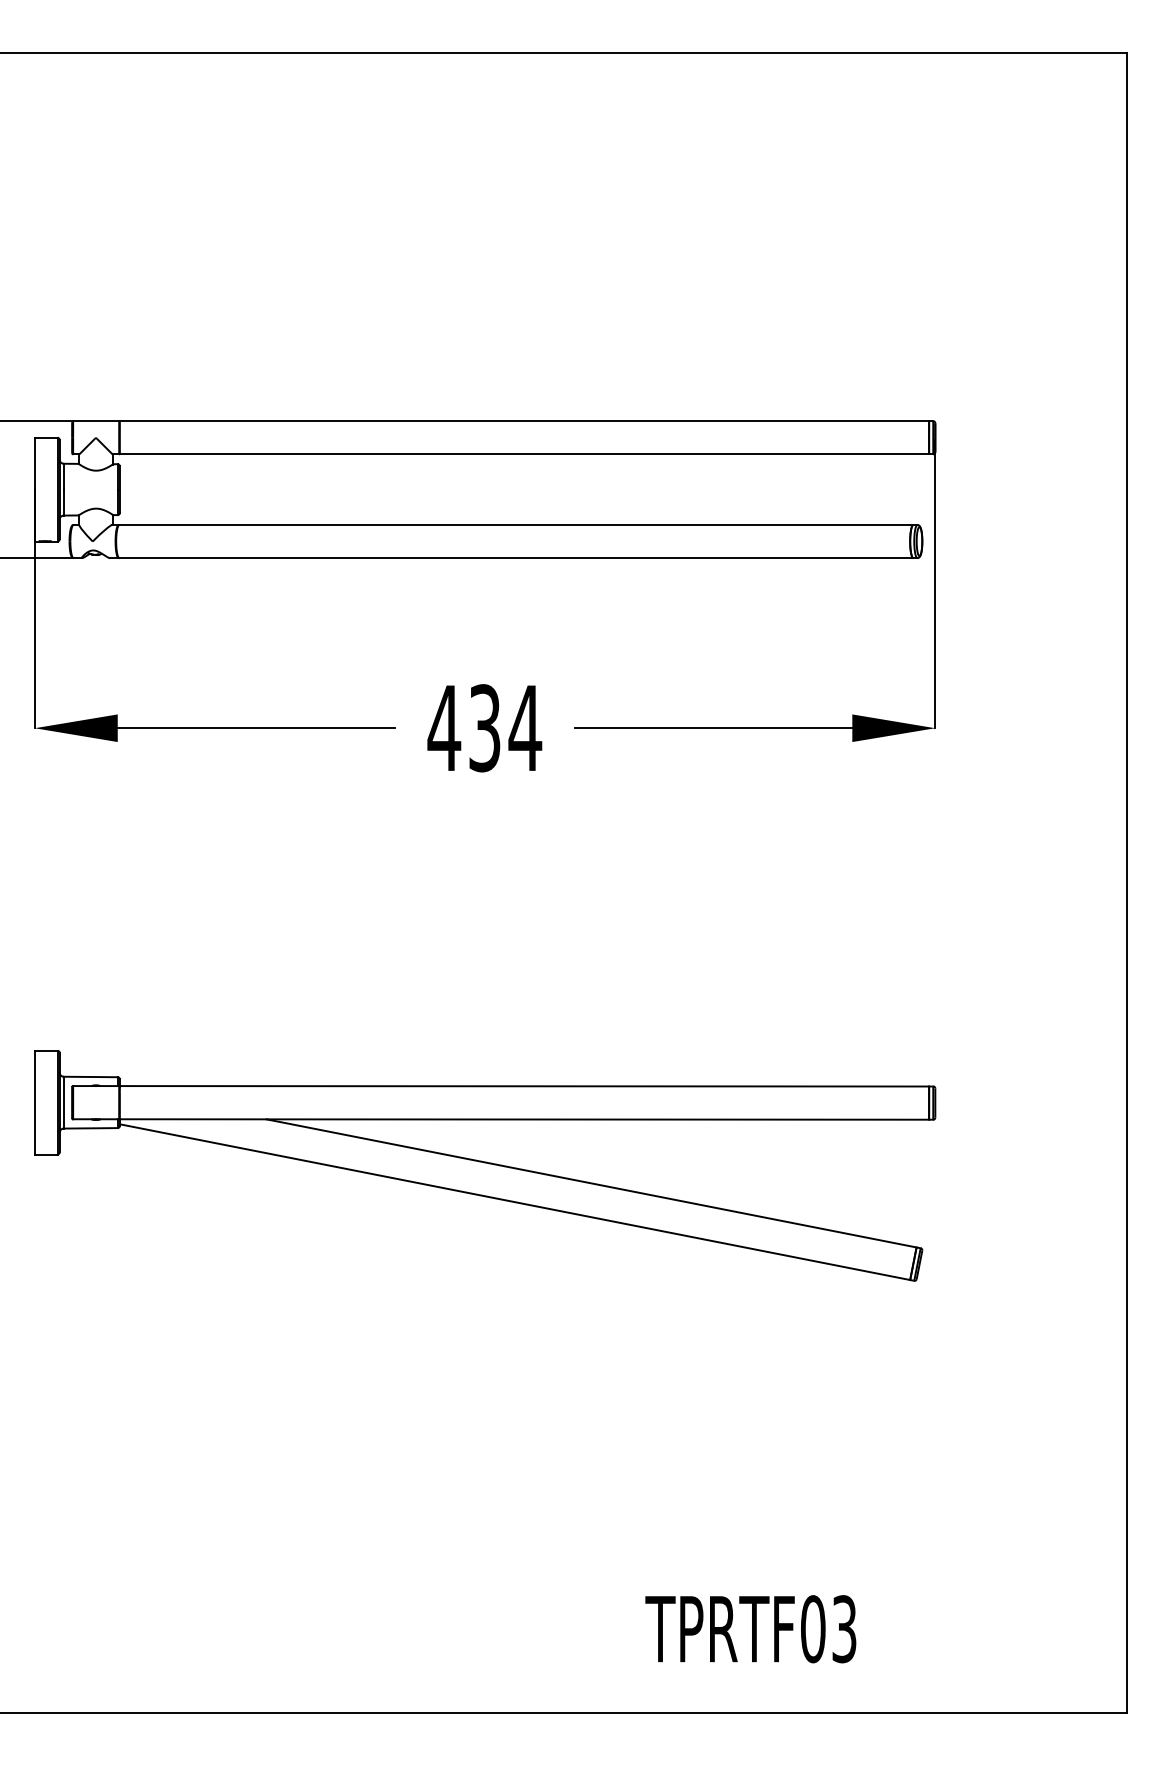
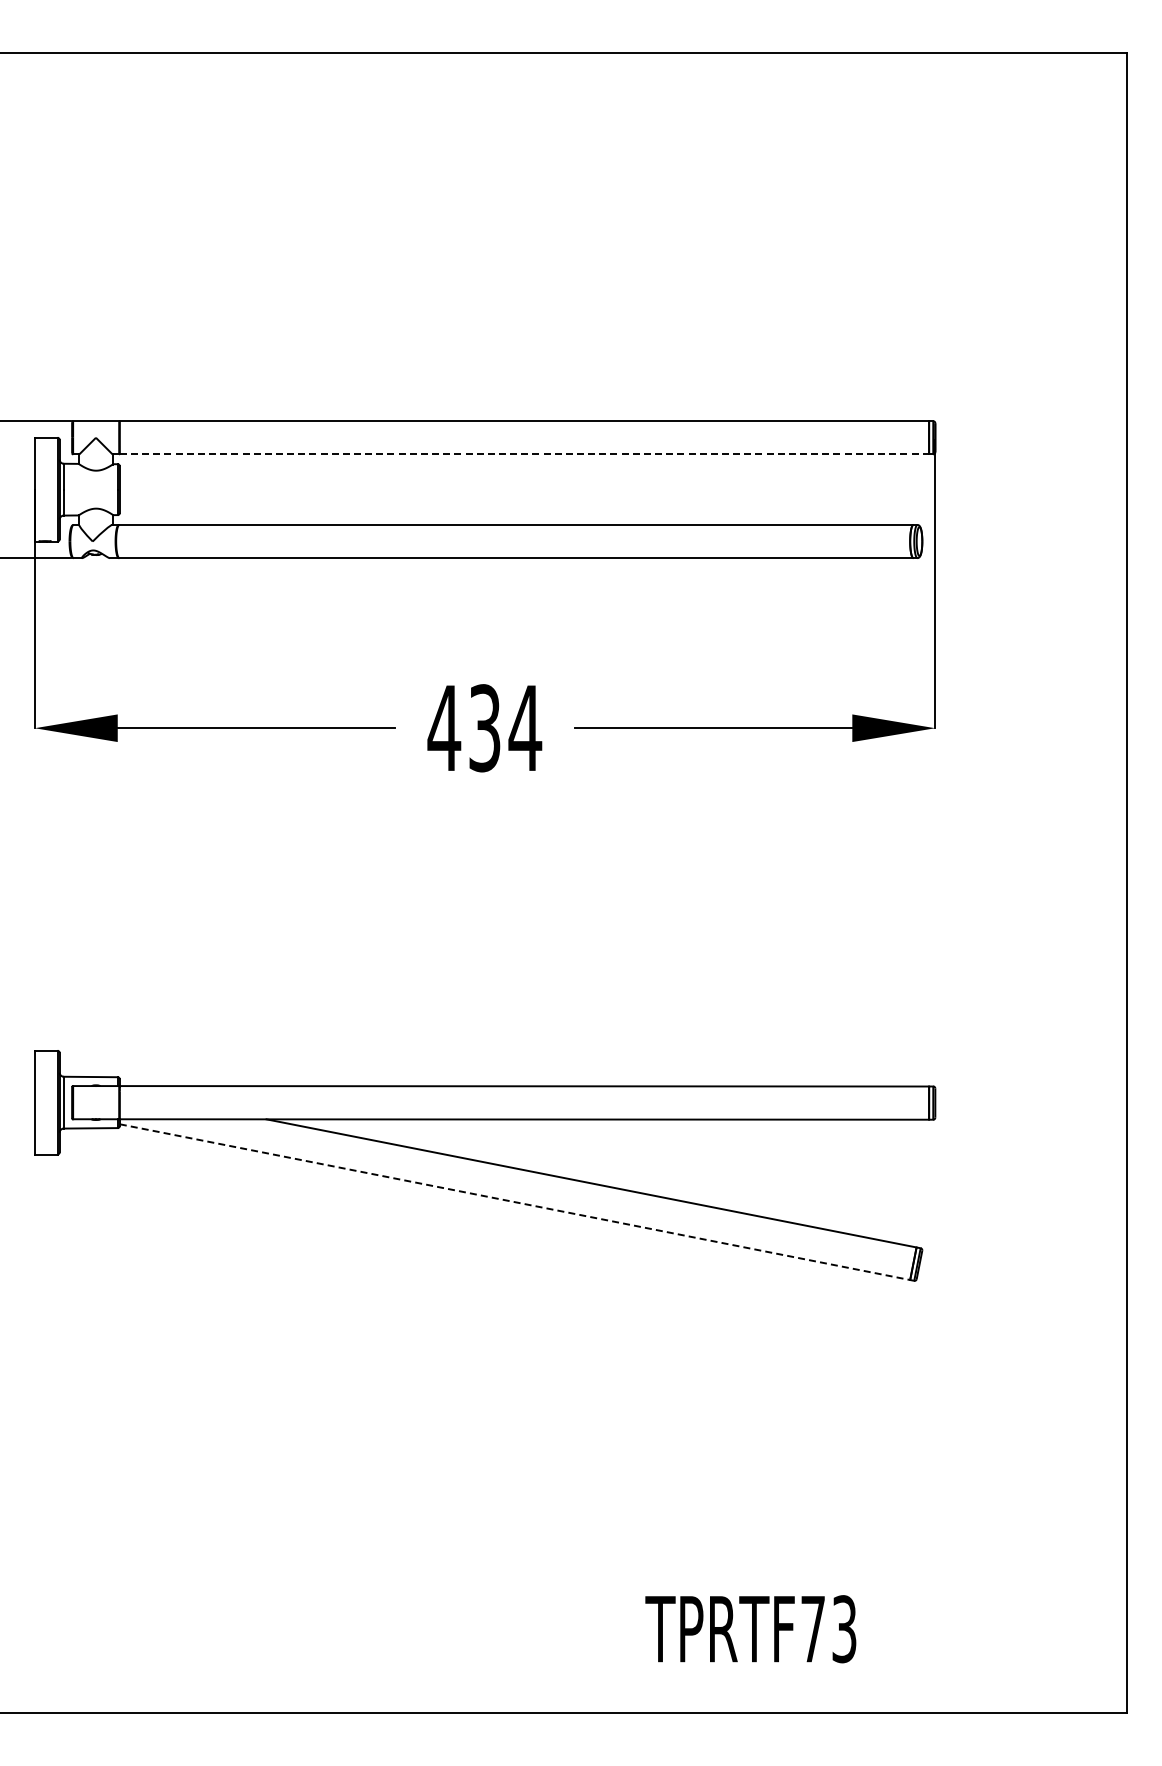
line: solid -> dashed (524, 454)
line: solid -> dashed (515, 1202)
text: TPRTF03 -> TPRTF73 (813, 1629)
